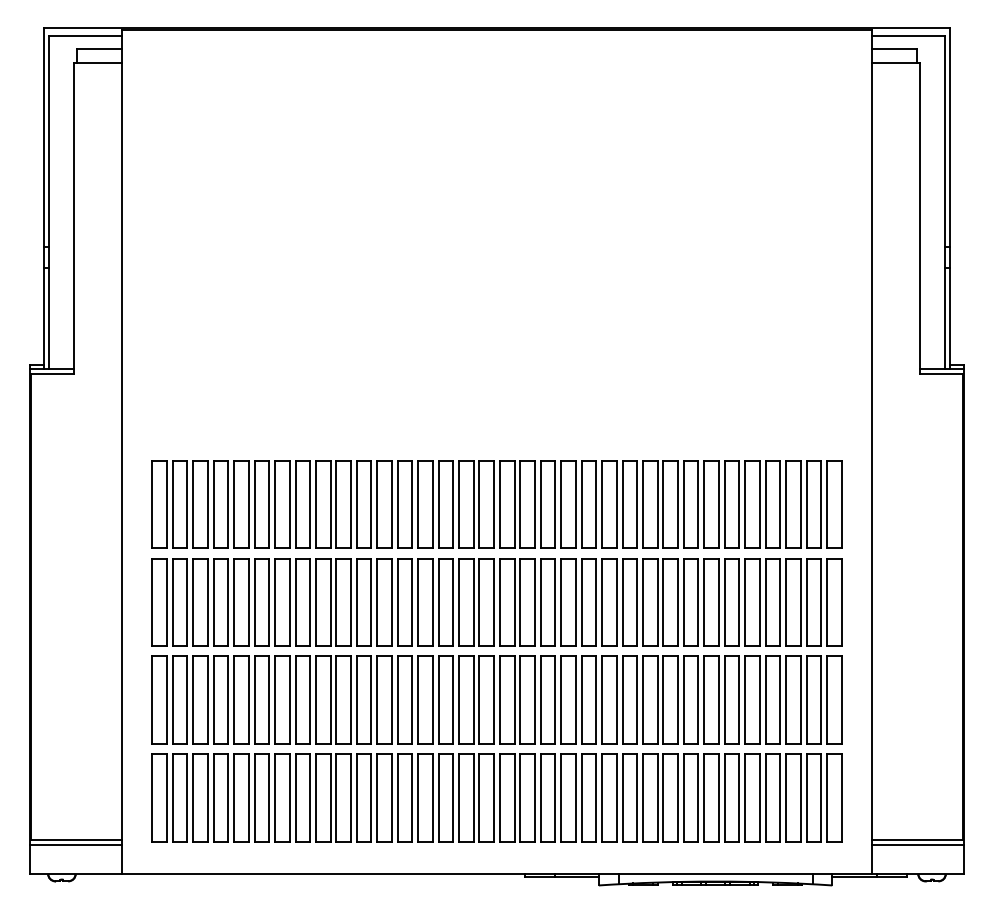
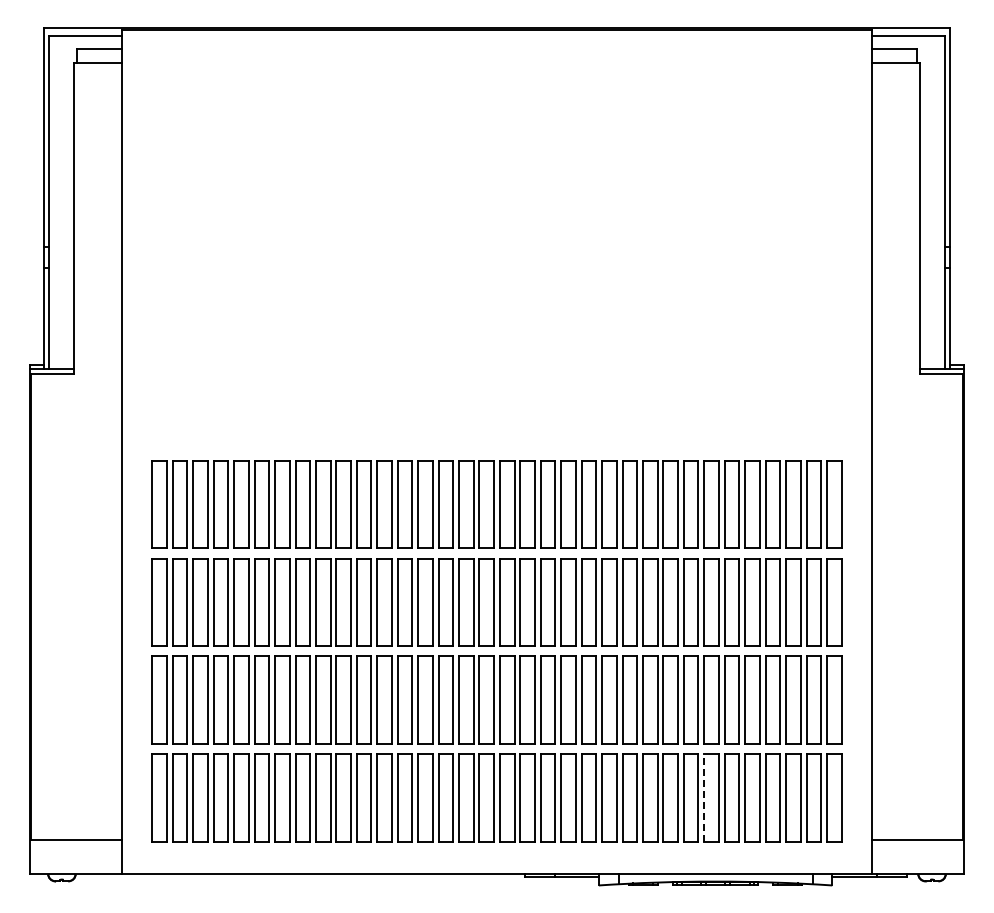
line: solid -> dashed (704, 798)
line: present -> none (75, 844)
line: present -> none (918, 844)
